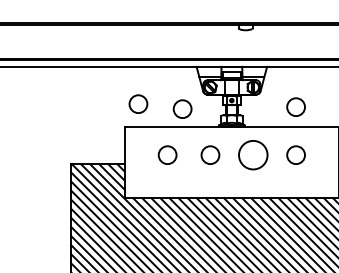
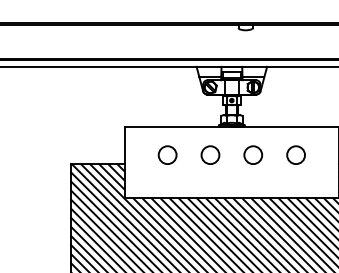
circle: present -> none (138, 103)
circle: present -> none (295, 106)
circle: present -> none (182, 108)
circle diameter: 29 px -> 18 px (253, 155)
